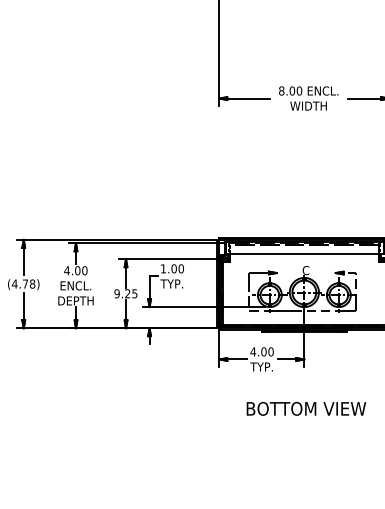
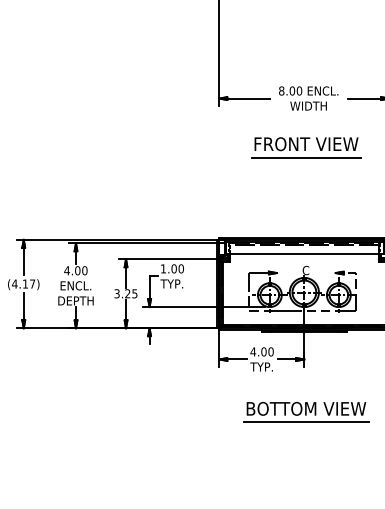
part: none -> present (306, 147)
text: (4.78) -> (4.17) (29, 283)
text: 9.25 -> 3.25 (116, 293)
line: none -> present (305, 422)
